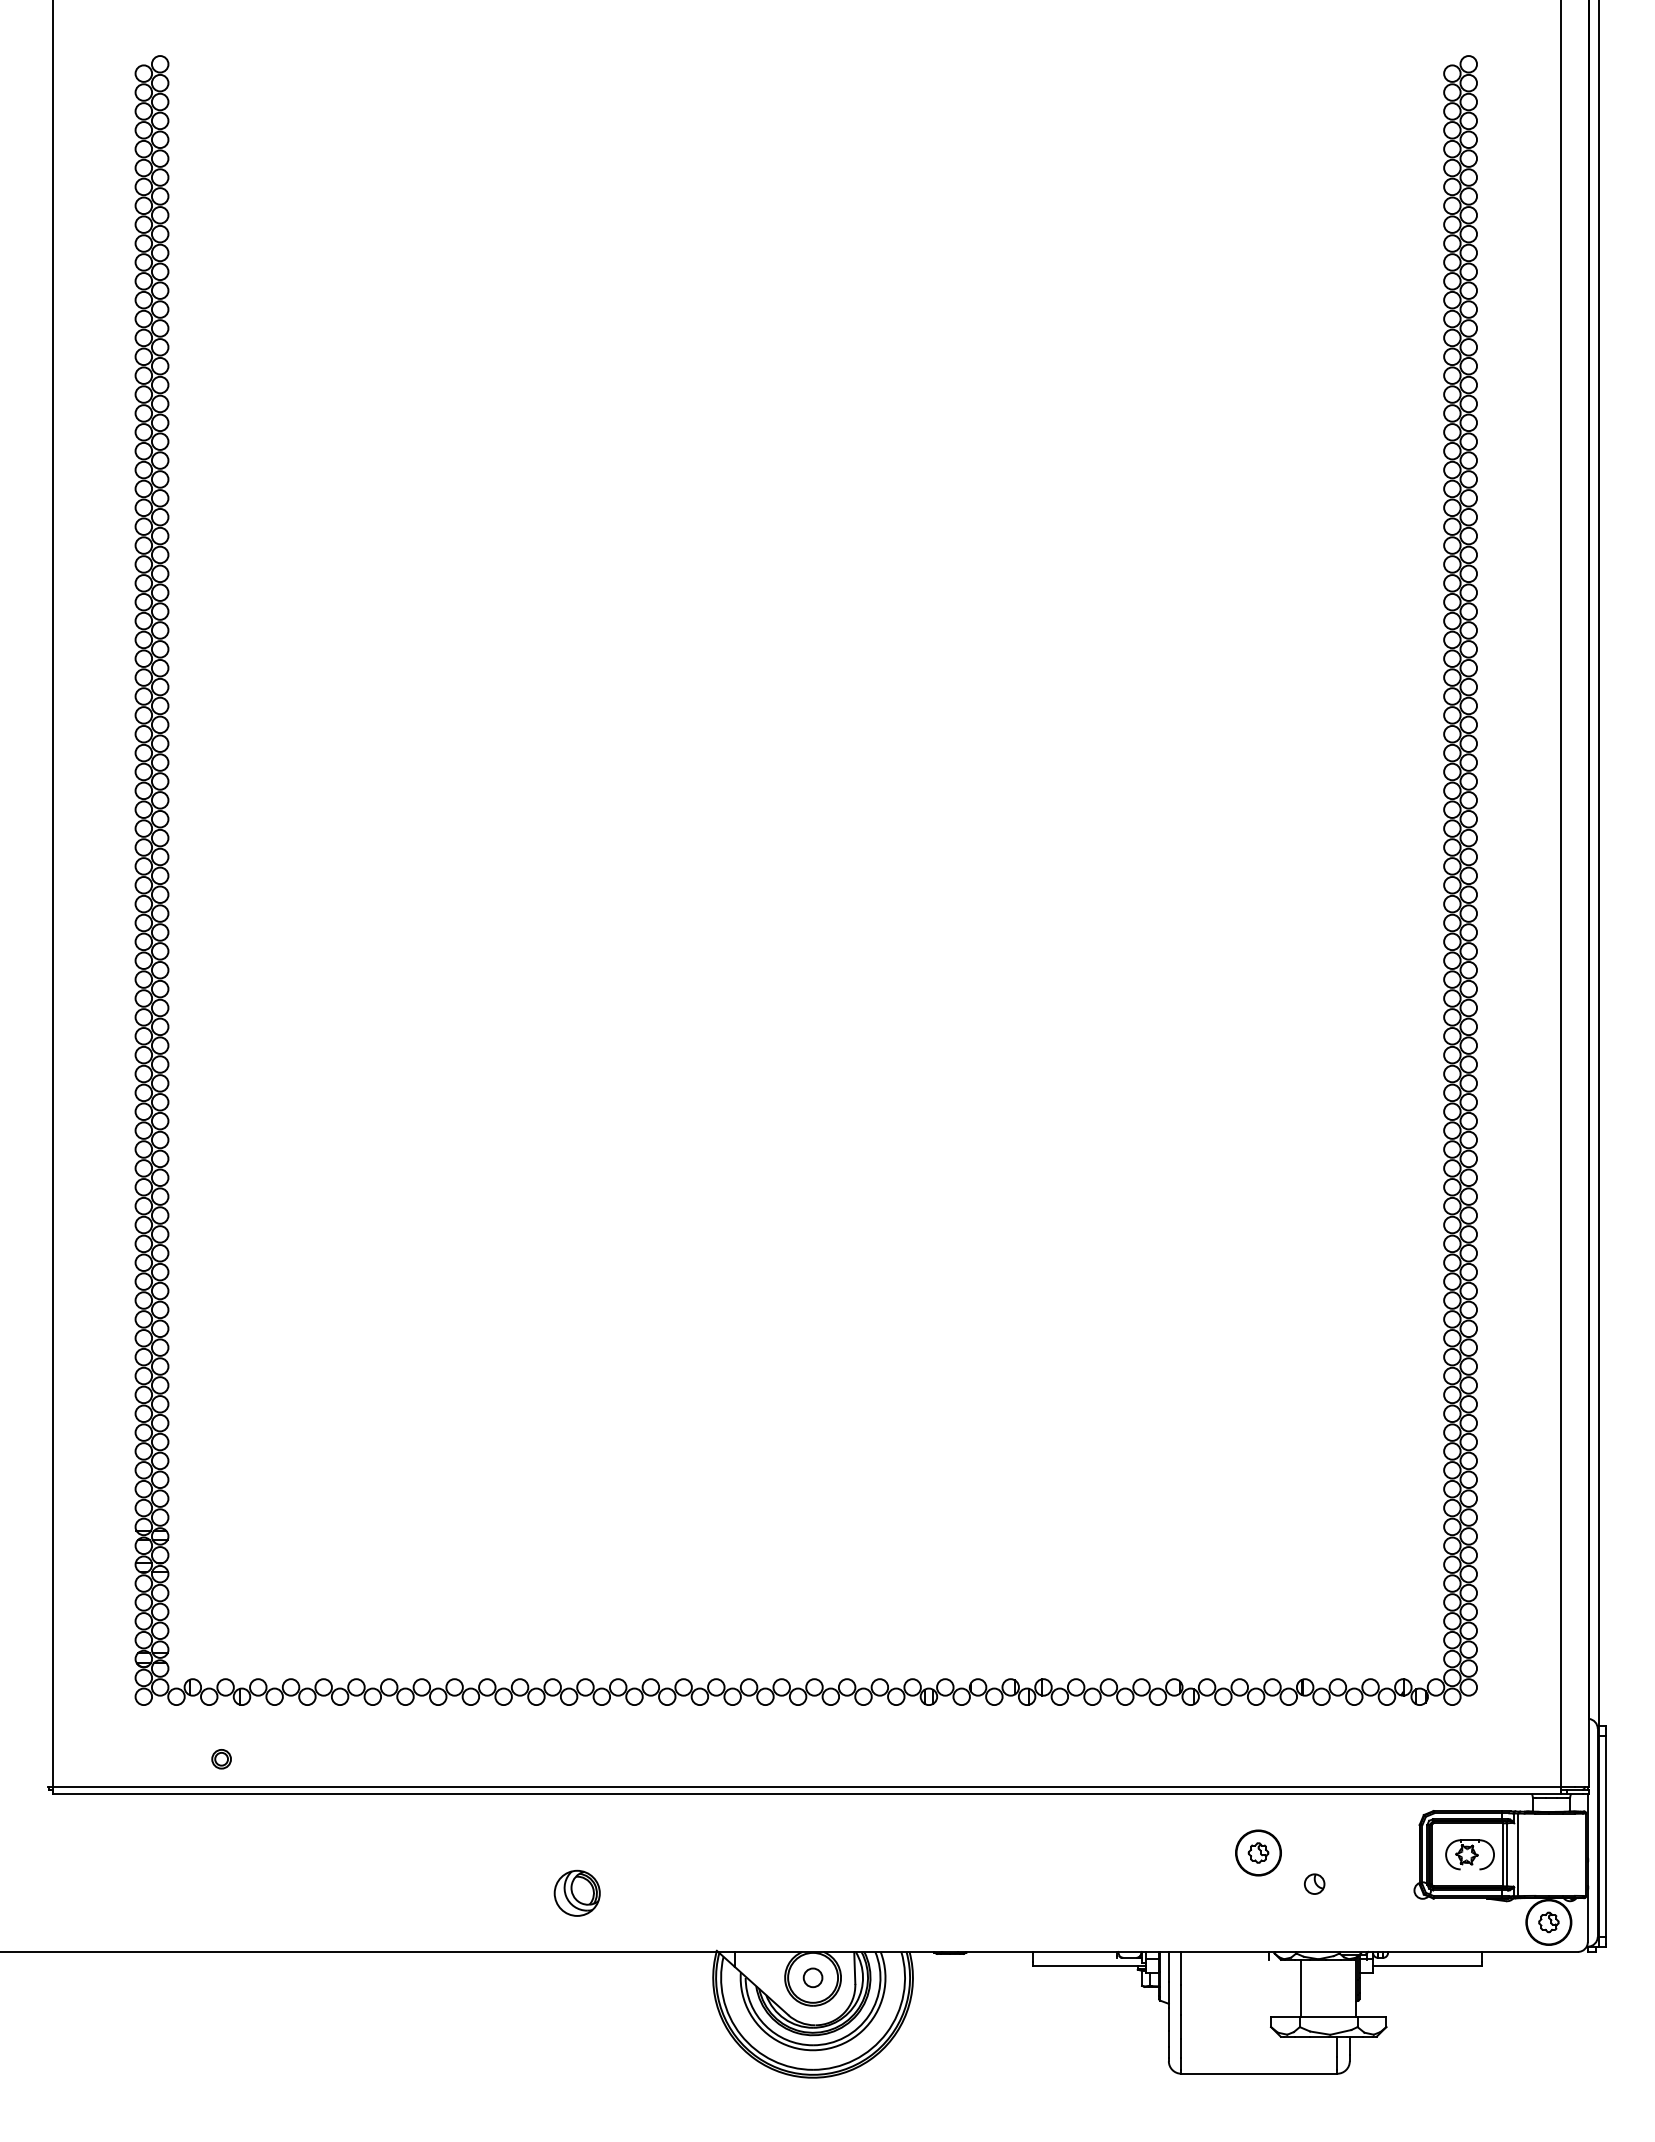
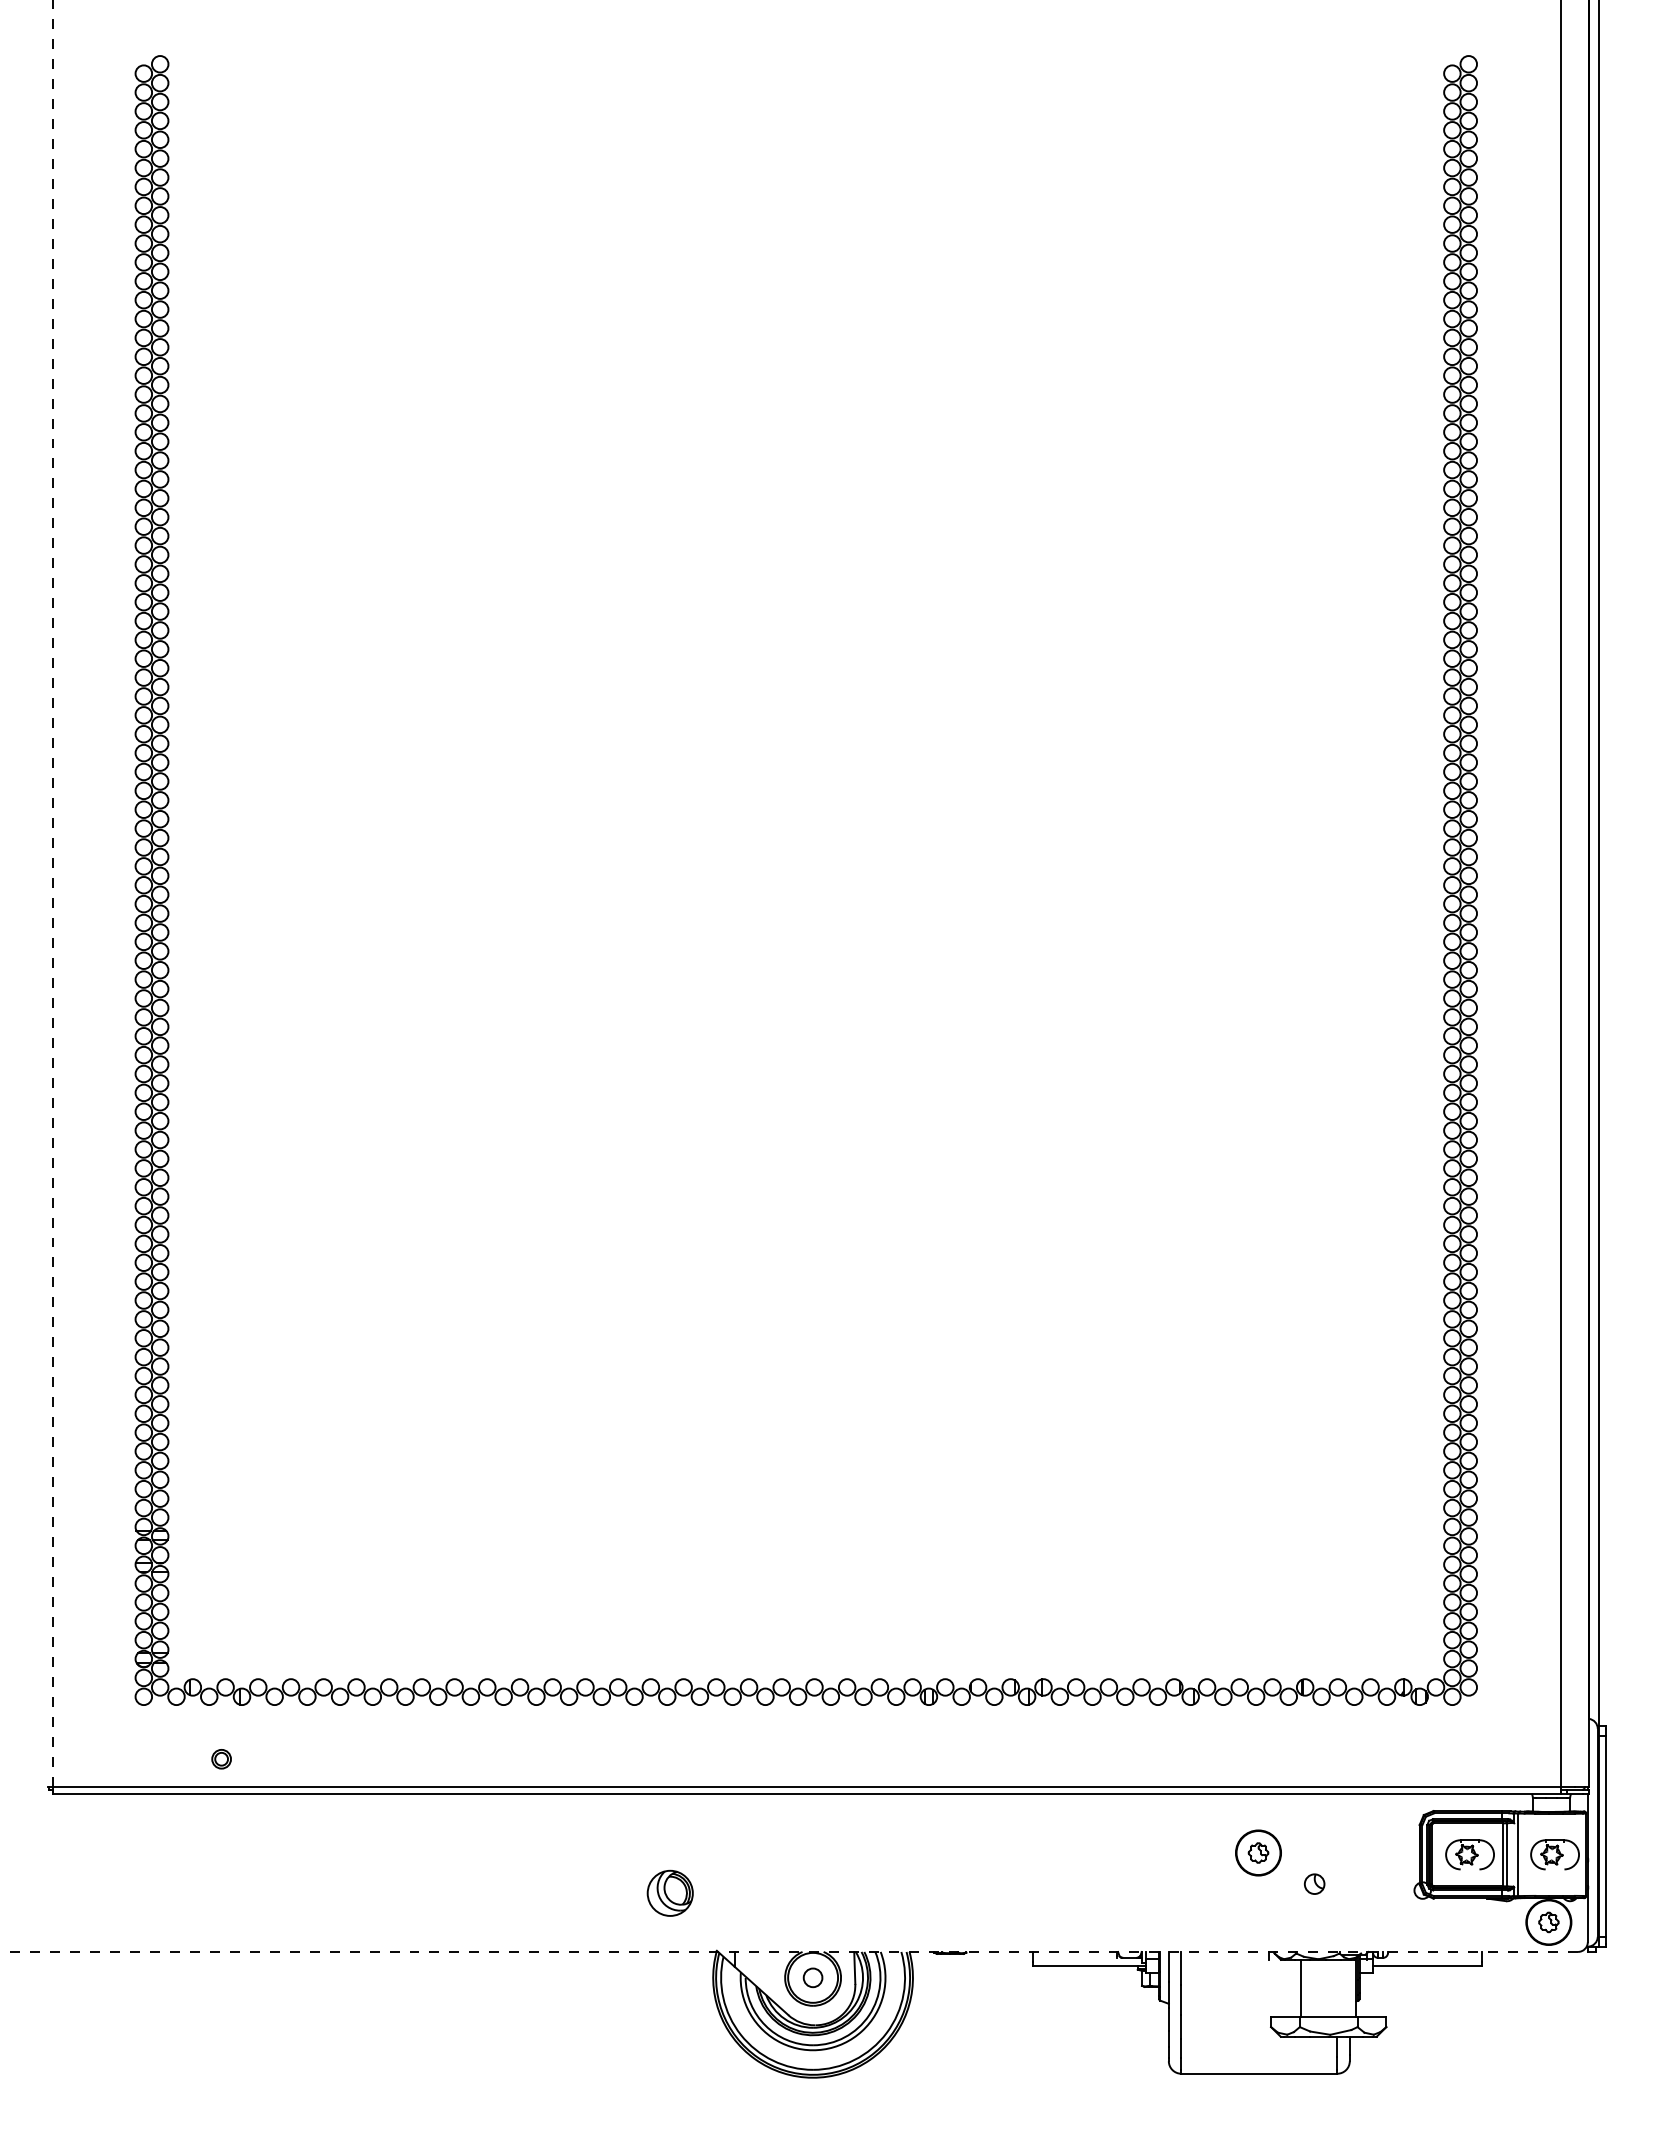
line: solid -> dashed (52, 893)
part: none -> present (1554, 1854)
part position: (576, 1892) -> (669, 1892) (669, 1892)
line: solid -> dashed (789, 1952)
